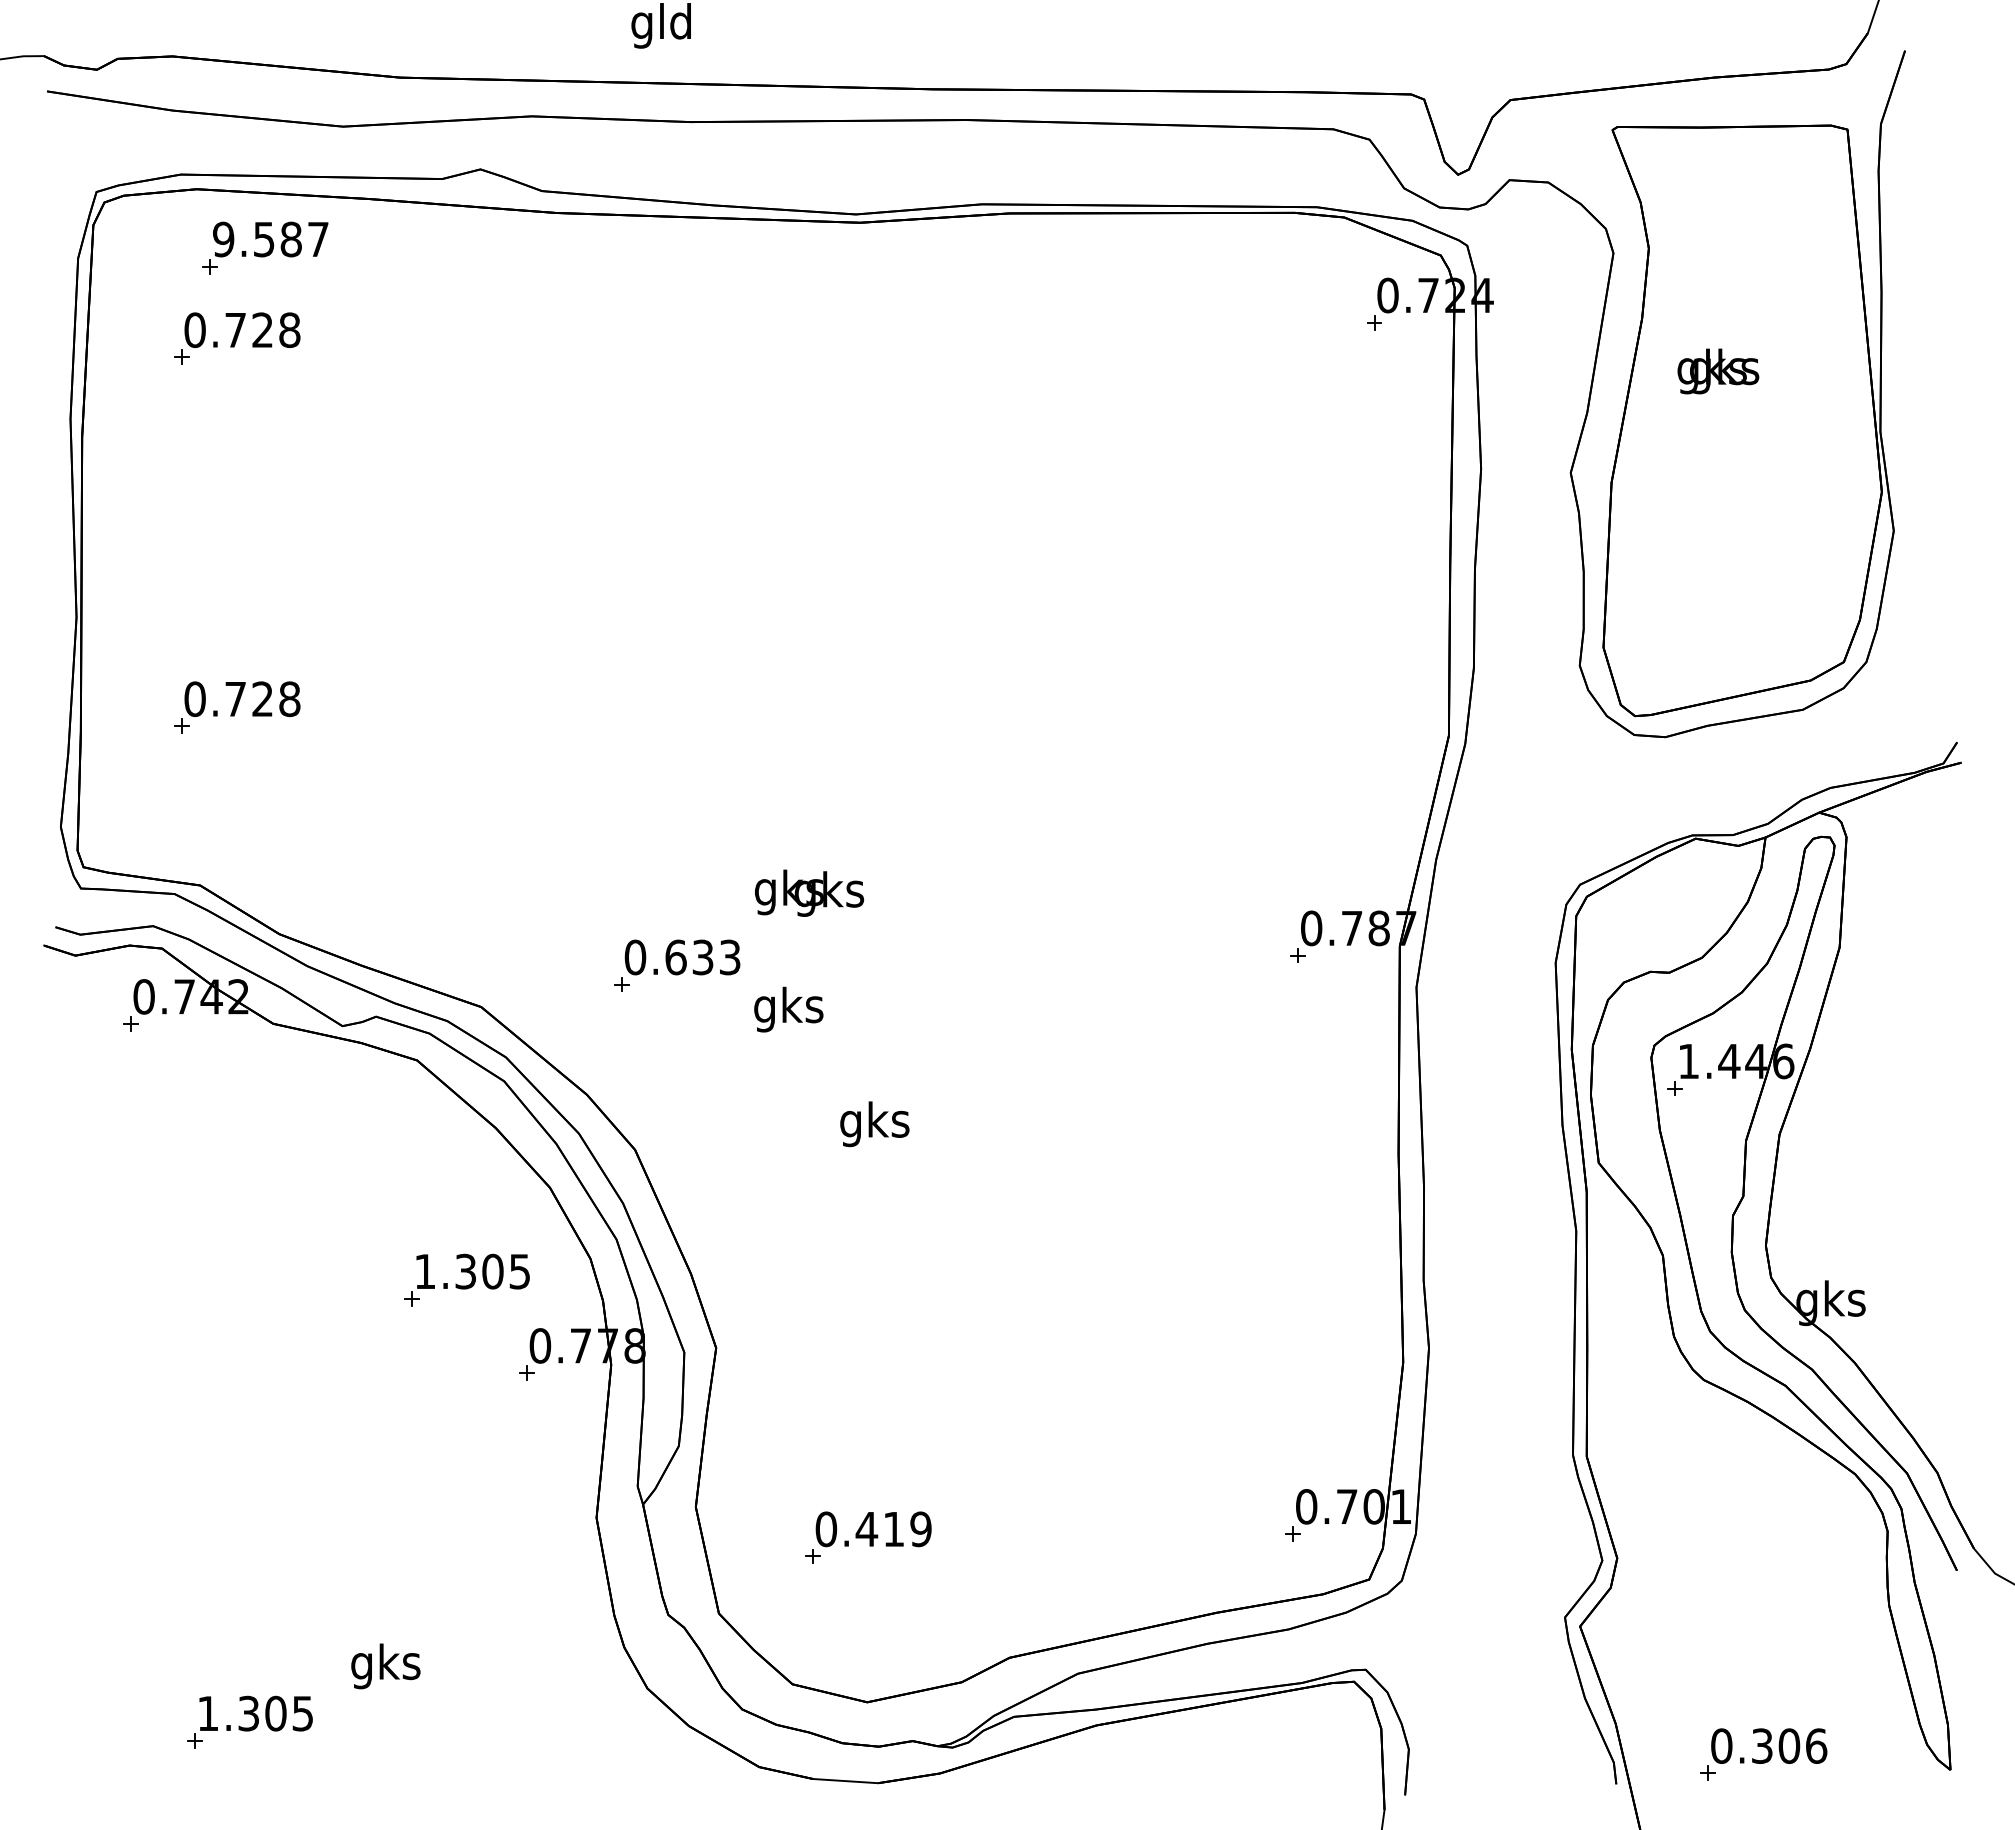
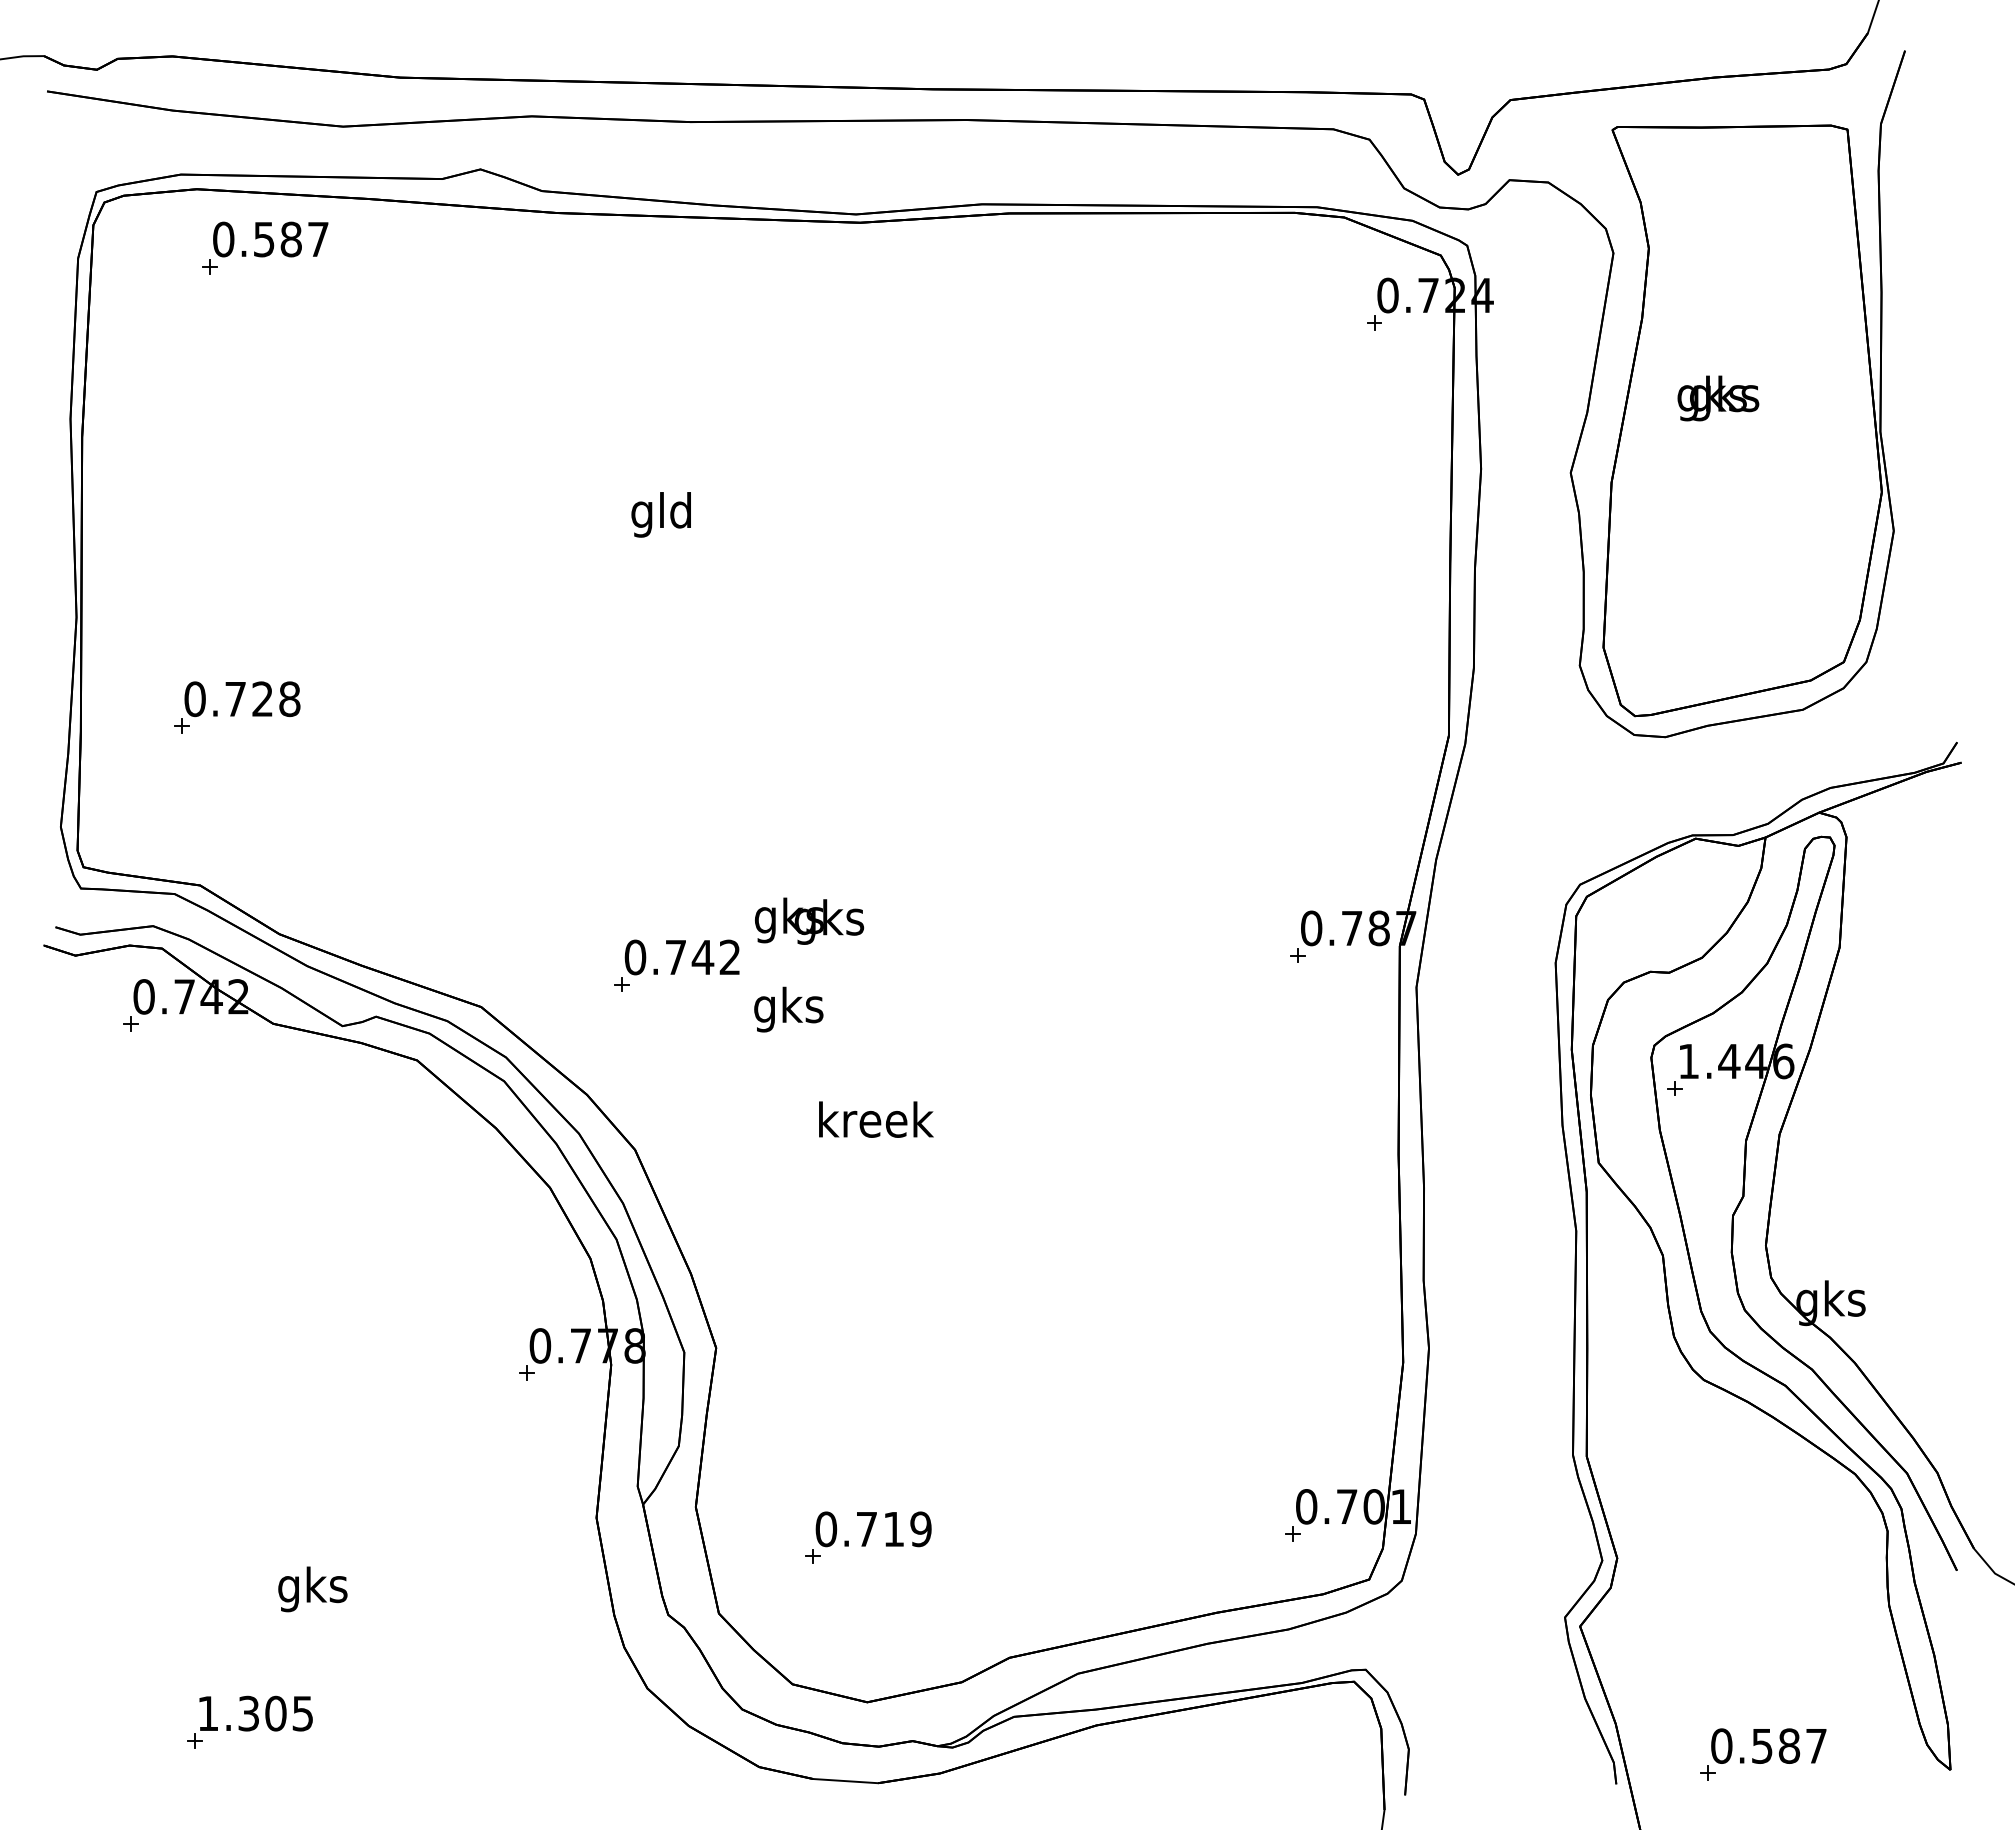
text position: (660, 25) -> (660, 514) (660, 514)
text: 9.587 -> 0.587 (223, 239)
part: present -> none (237, 338)
text position: (1718, 371) -> (1718, 398) (1718, 398)
text position: (809, 892) -> (809, 920) (809, 920)
text: 0.633 -> 0.742 (702, 957)
text: gks -> kreek (876, 1124)
part: present -> none (466, 1279)
text: 0.419 -> 0.719 (866, 1529)
text position: (385, 1666) -> (312, 1589) (312, 1589)
text: 0.306 -> 0.587 (1789, 1745)
